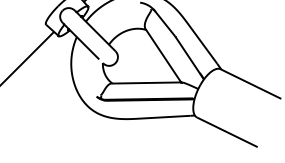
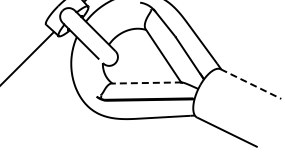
line: solid -> dashed (146, 83)
line: solid -> dashed (251, 84)
